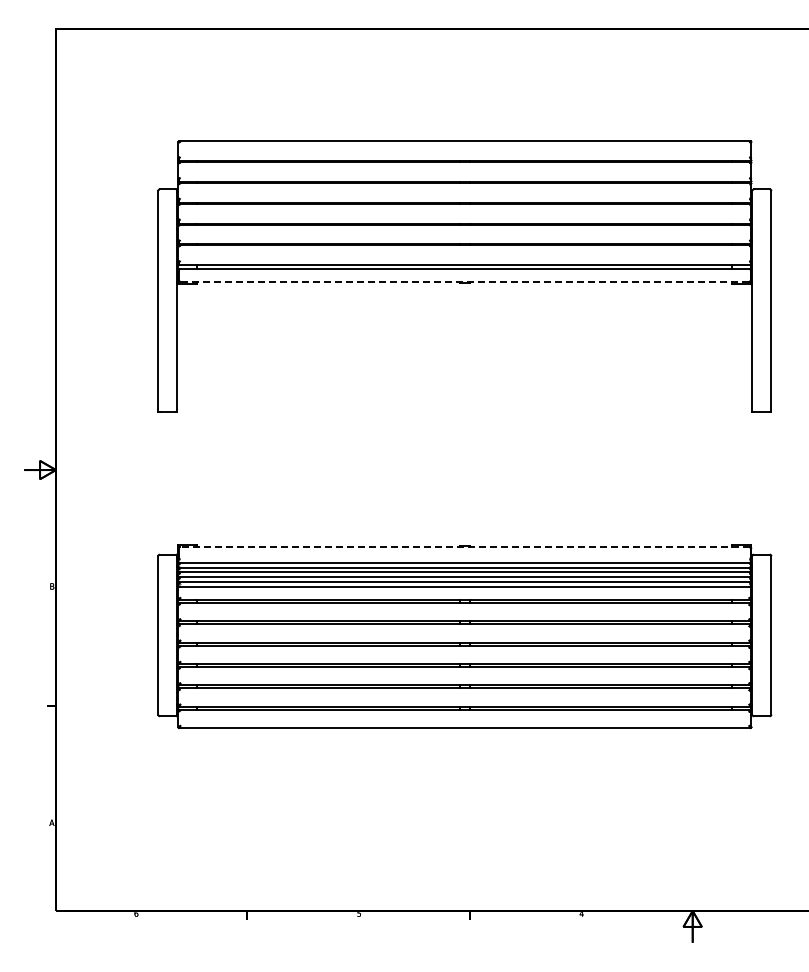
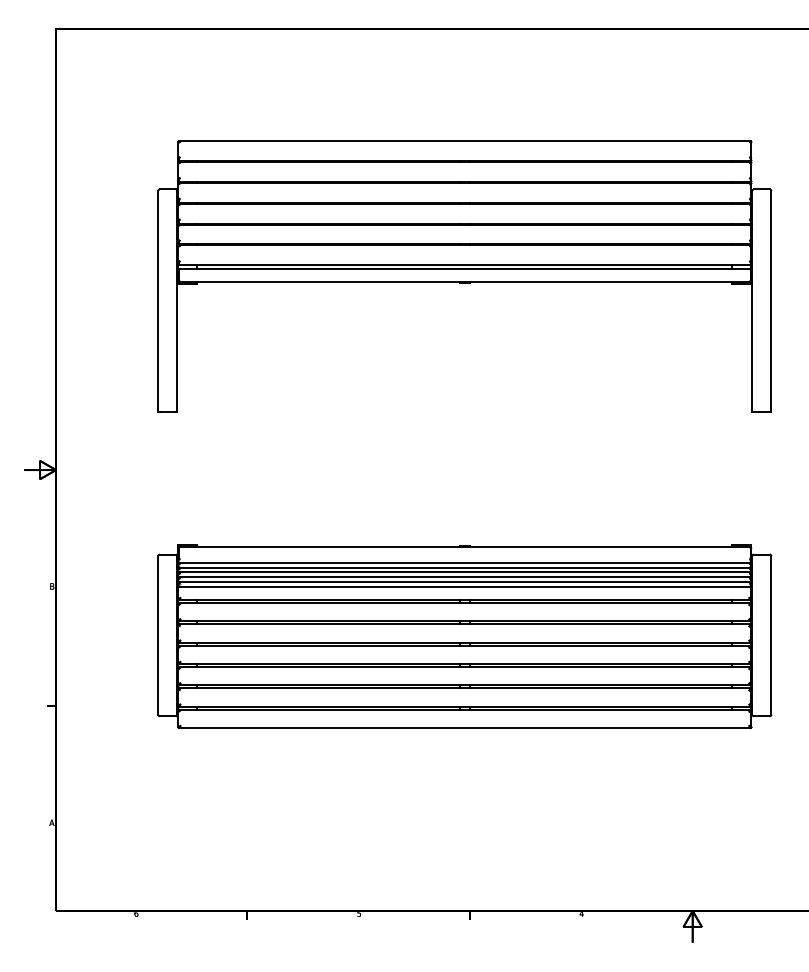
line: dashed -> solid (464, 281)
line: dashed -> solid (464, 547)
